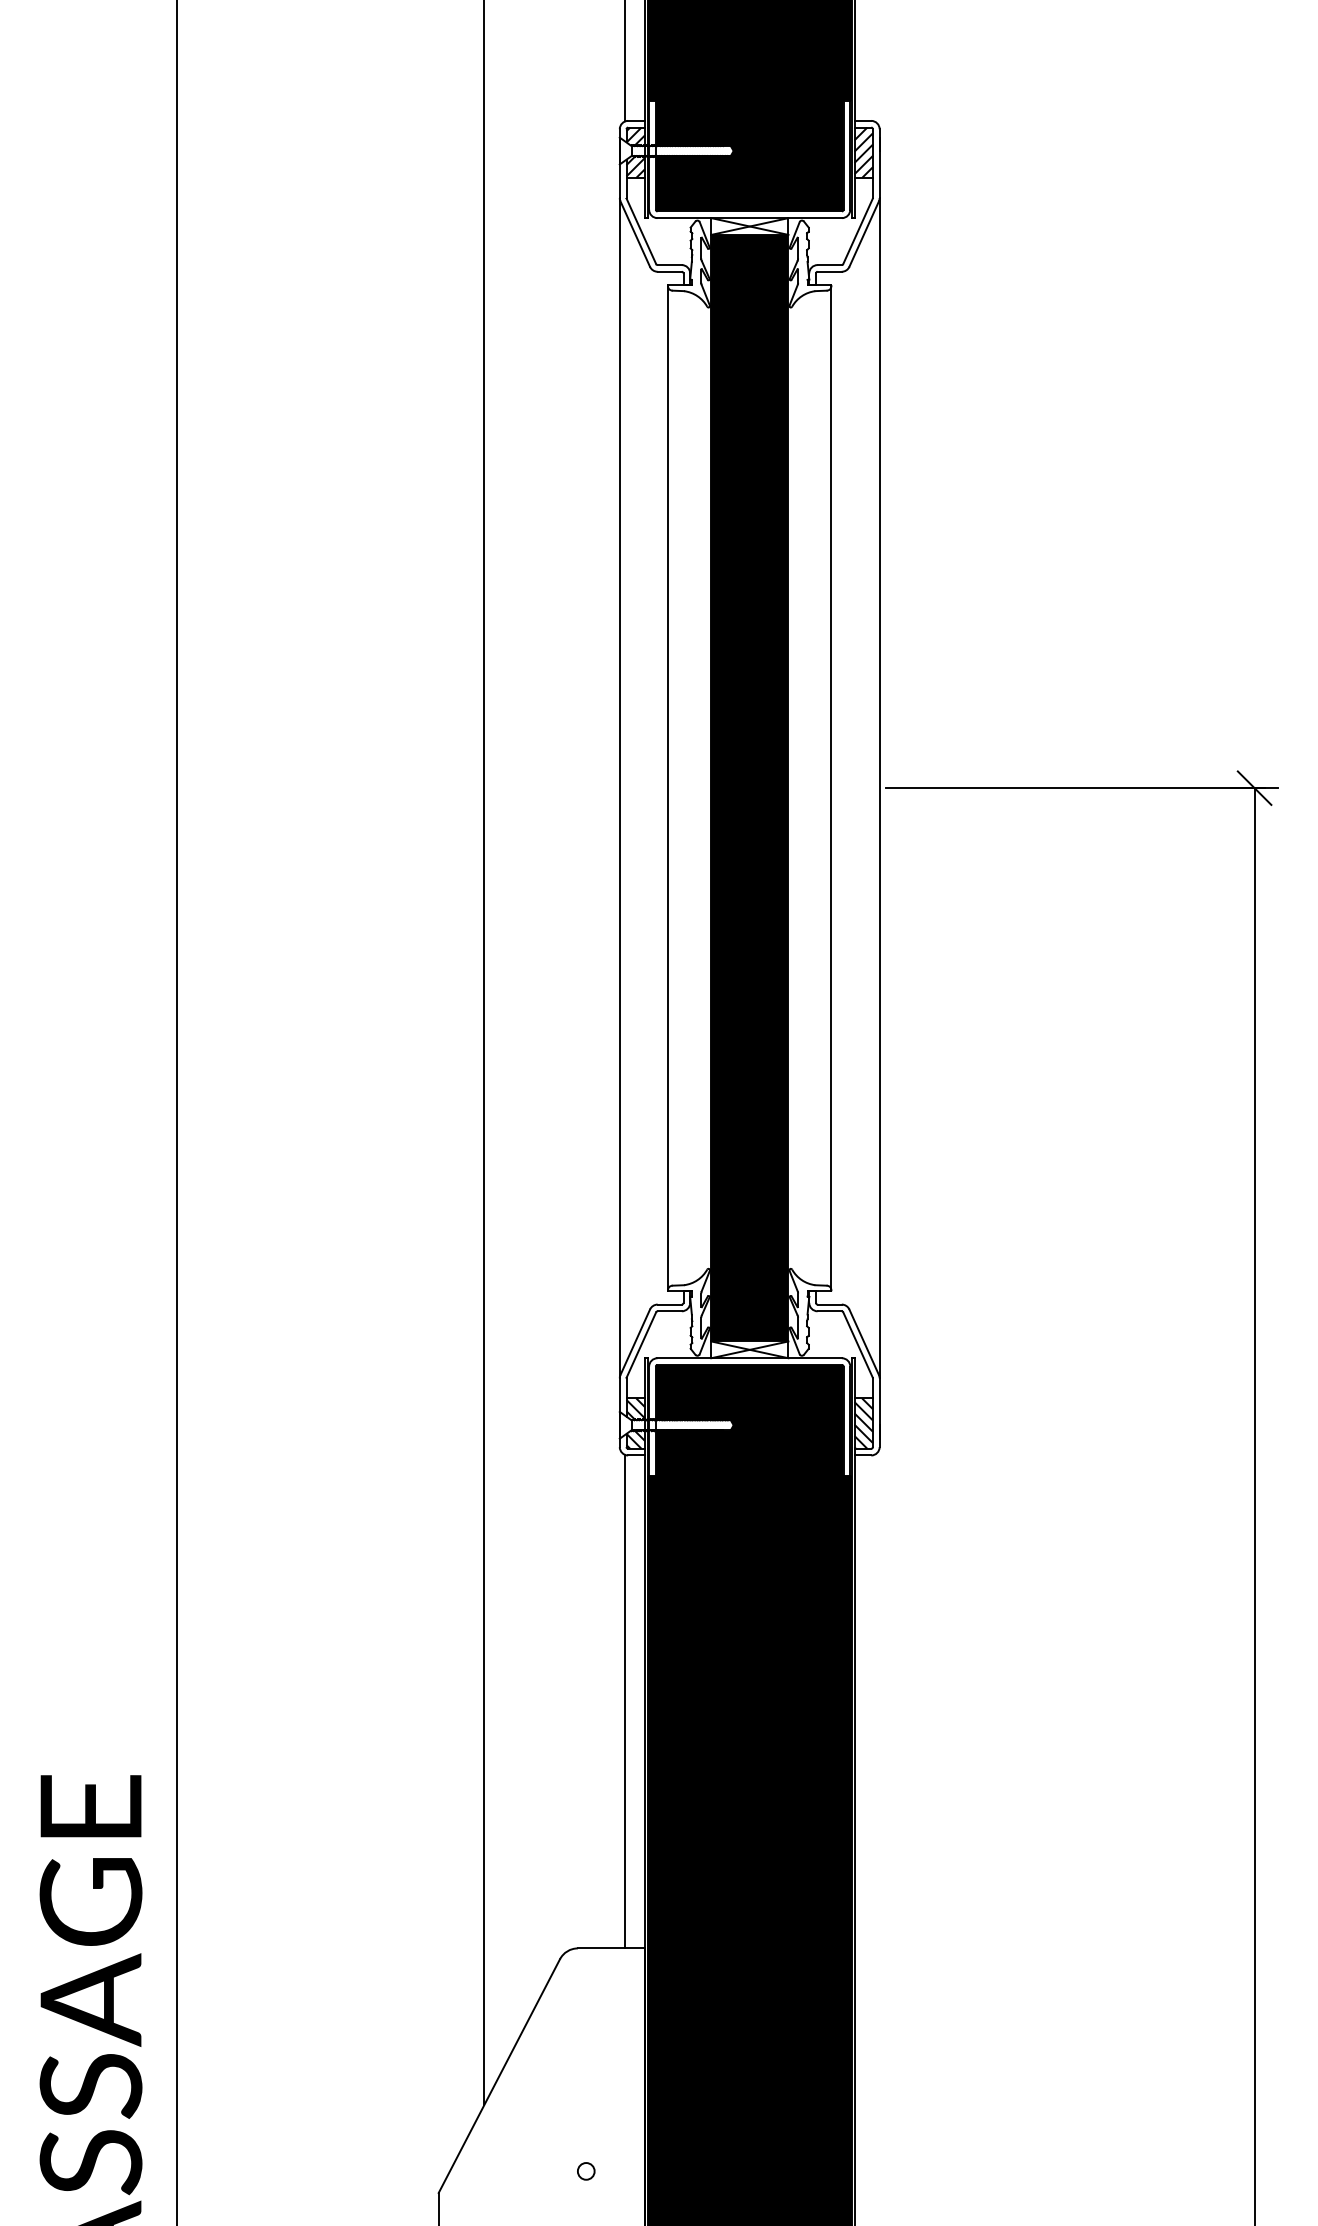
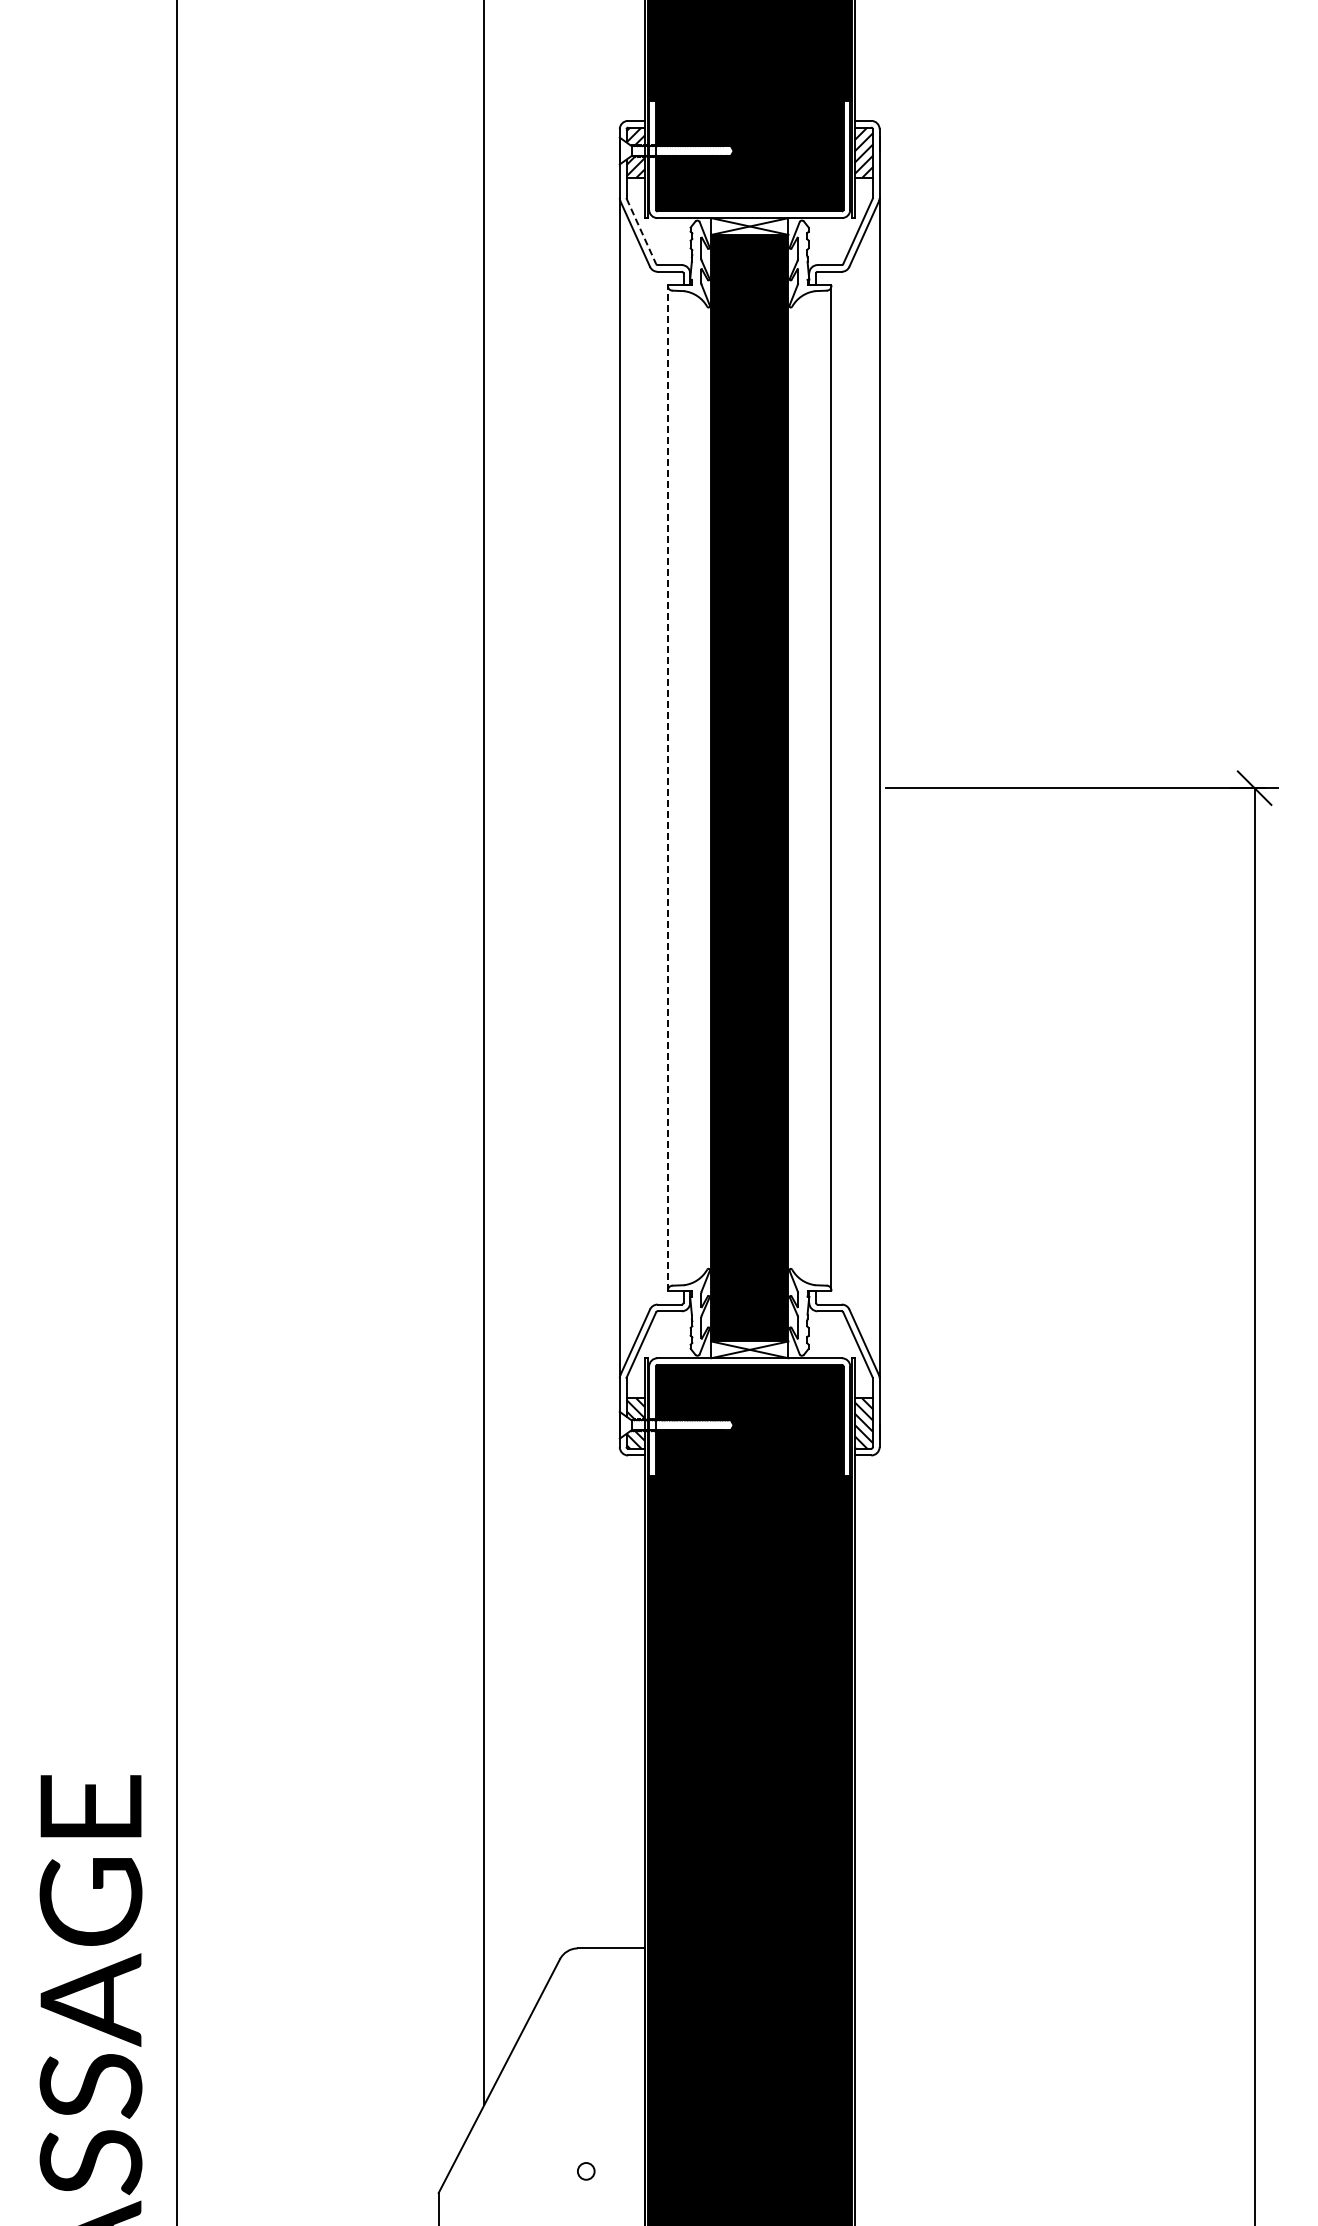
line: present -> none (625, 61)
line: solid -> dashed (641, 231)
line: solid -> dashed (668, 788)
line: present -> none (625, 1701)
